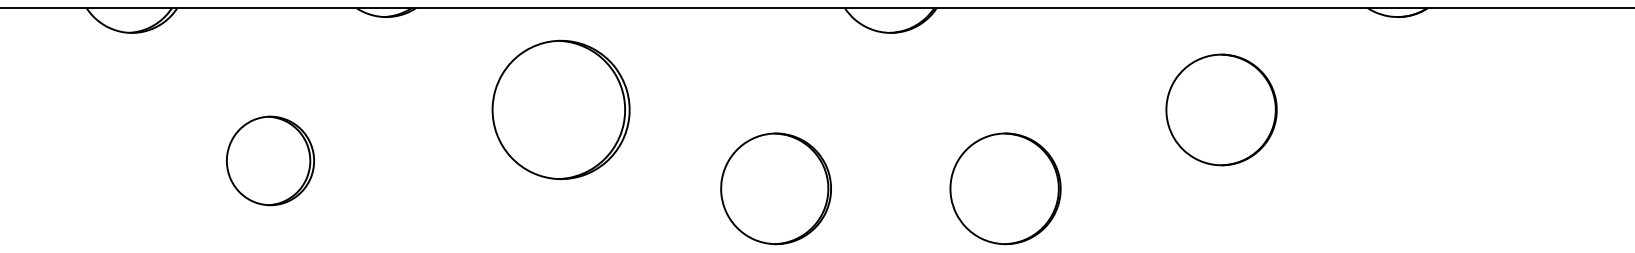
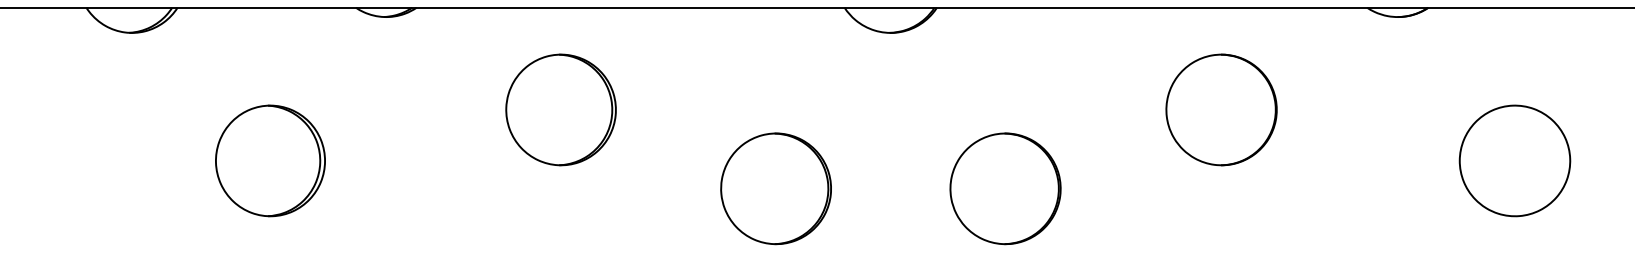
part size: 140x141 px -> 112x114 px (560, 109)
part size: 89x92 px -> 111x114 px (270, 160)
part: none -> present (1514, 160)
